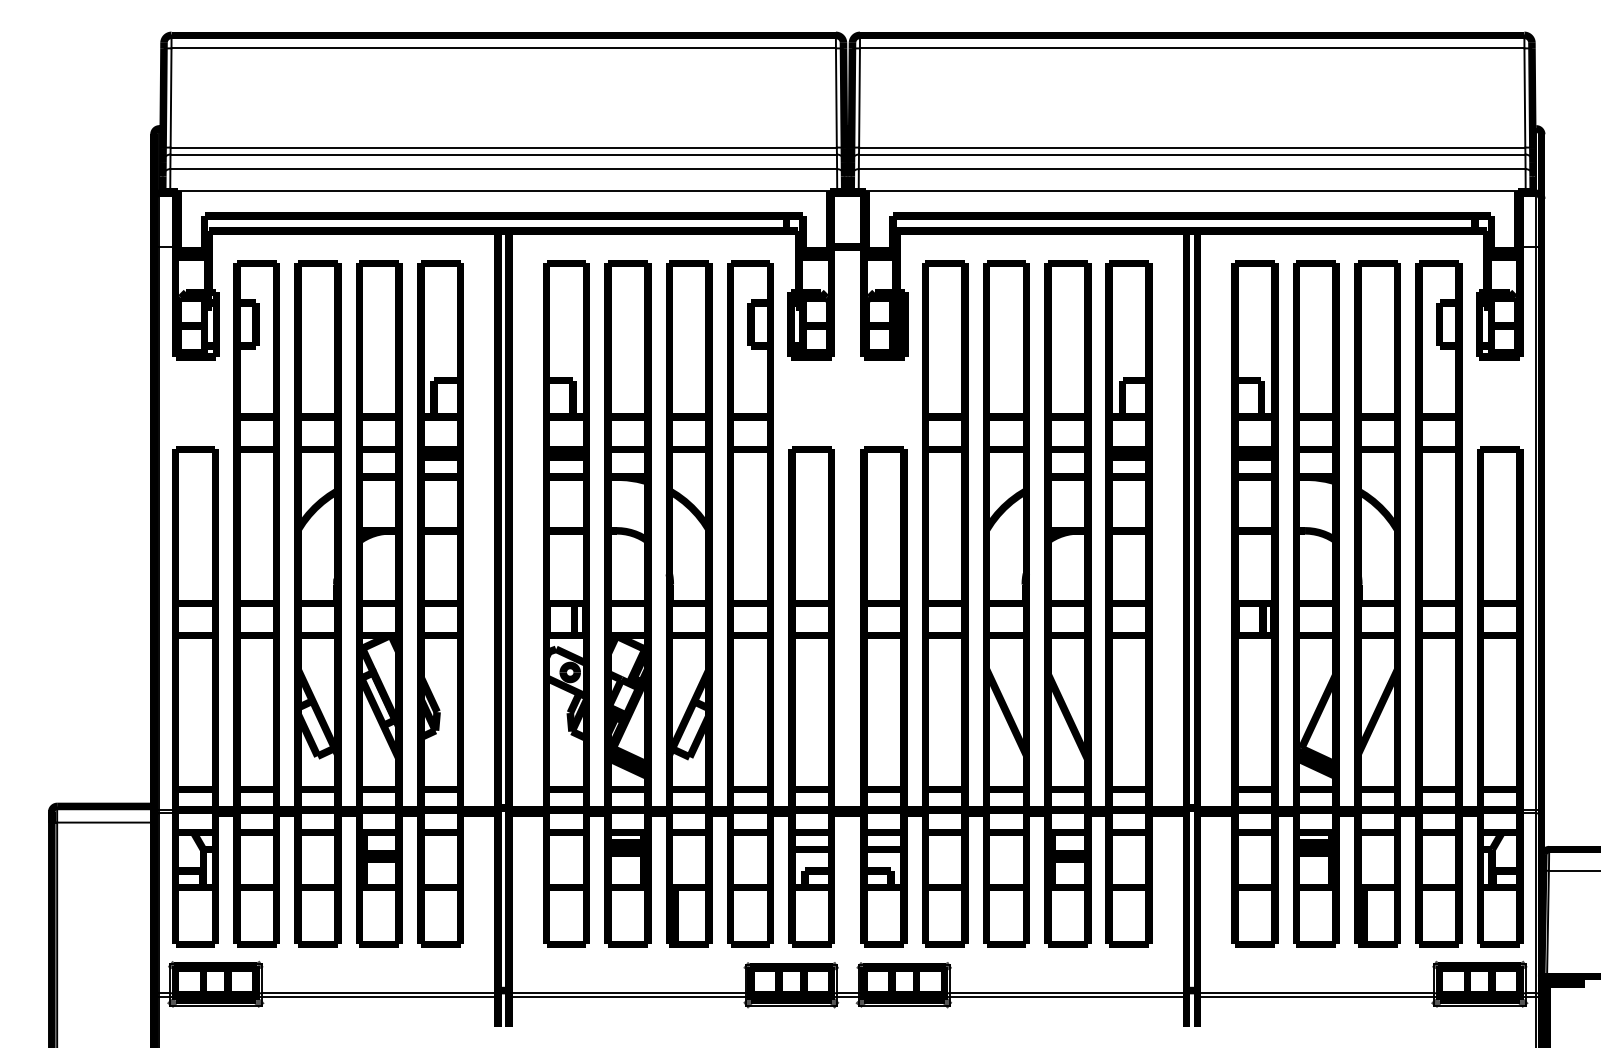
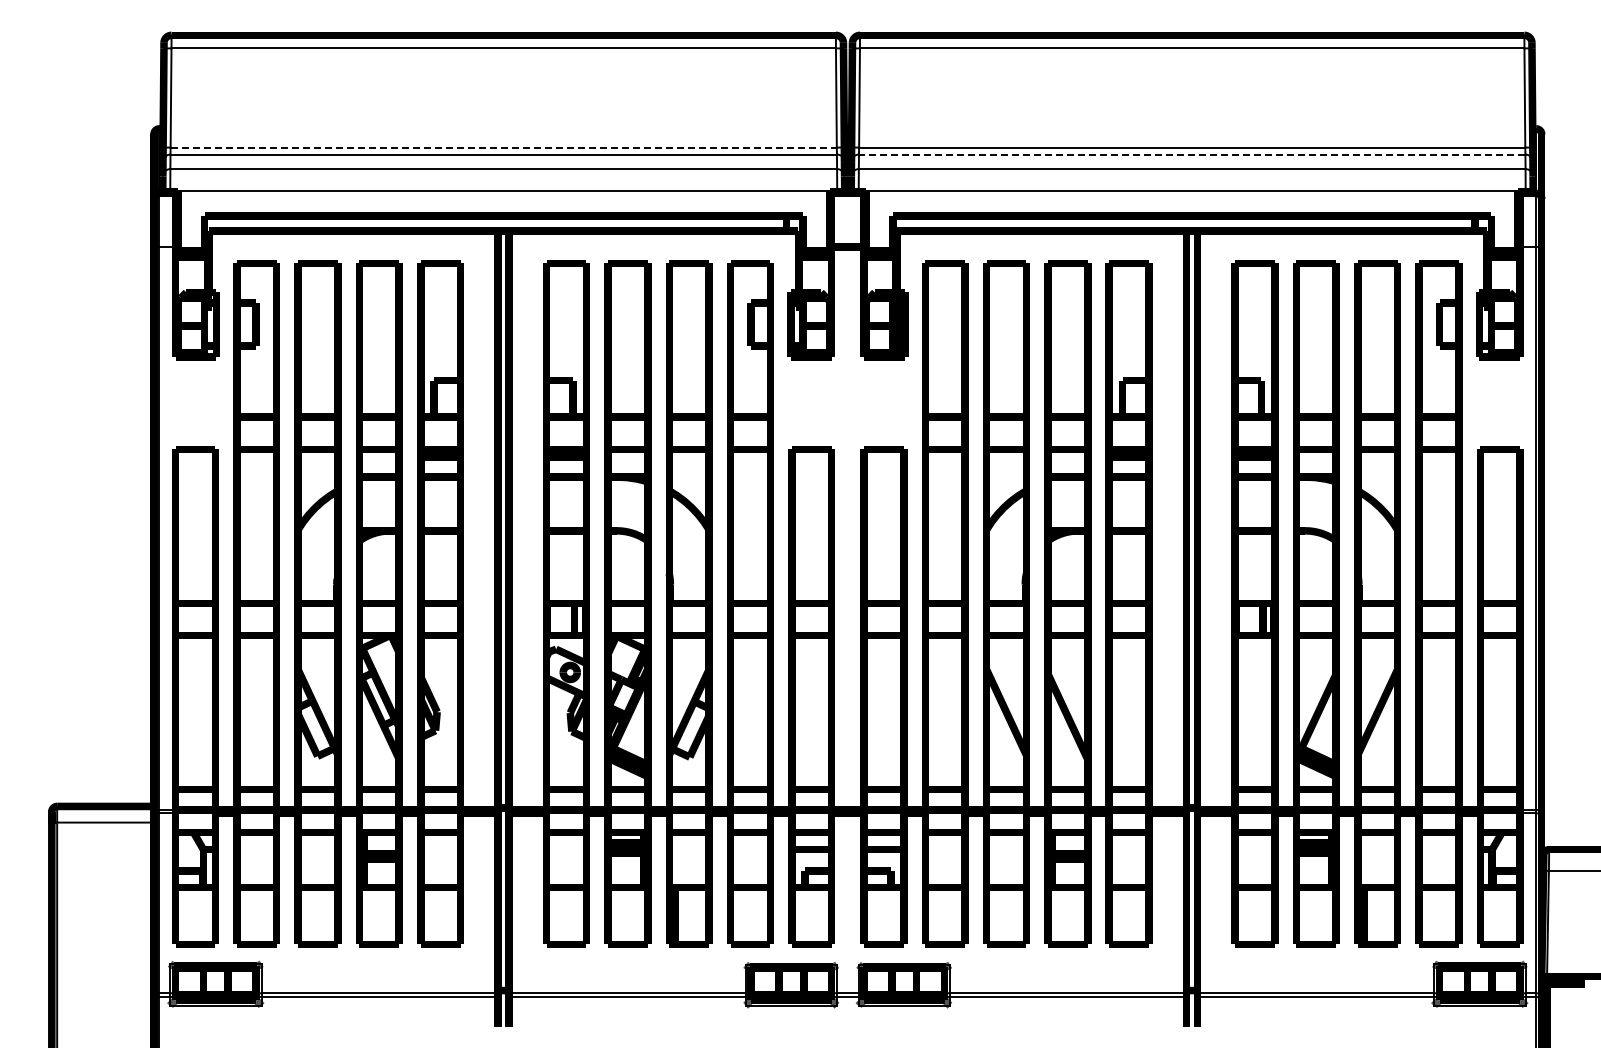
line: solid -> dashed (504, 147)
line: solid -> dashed (1191, 154)
